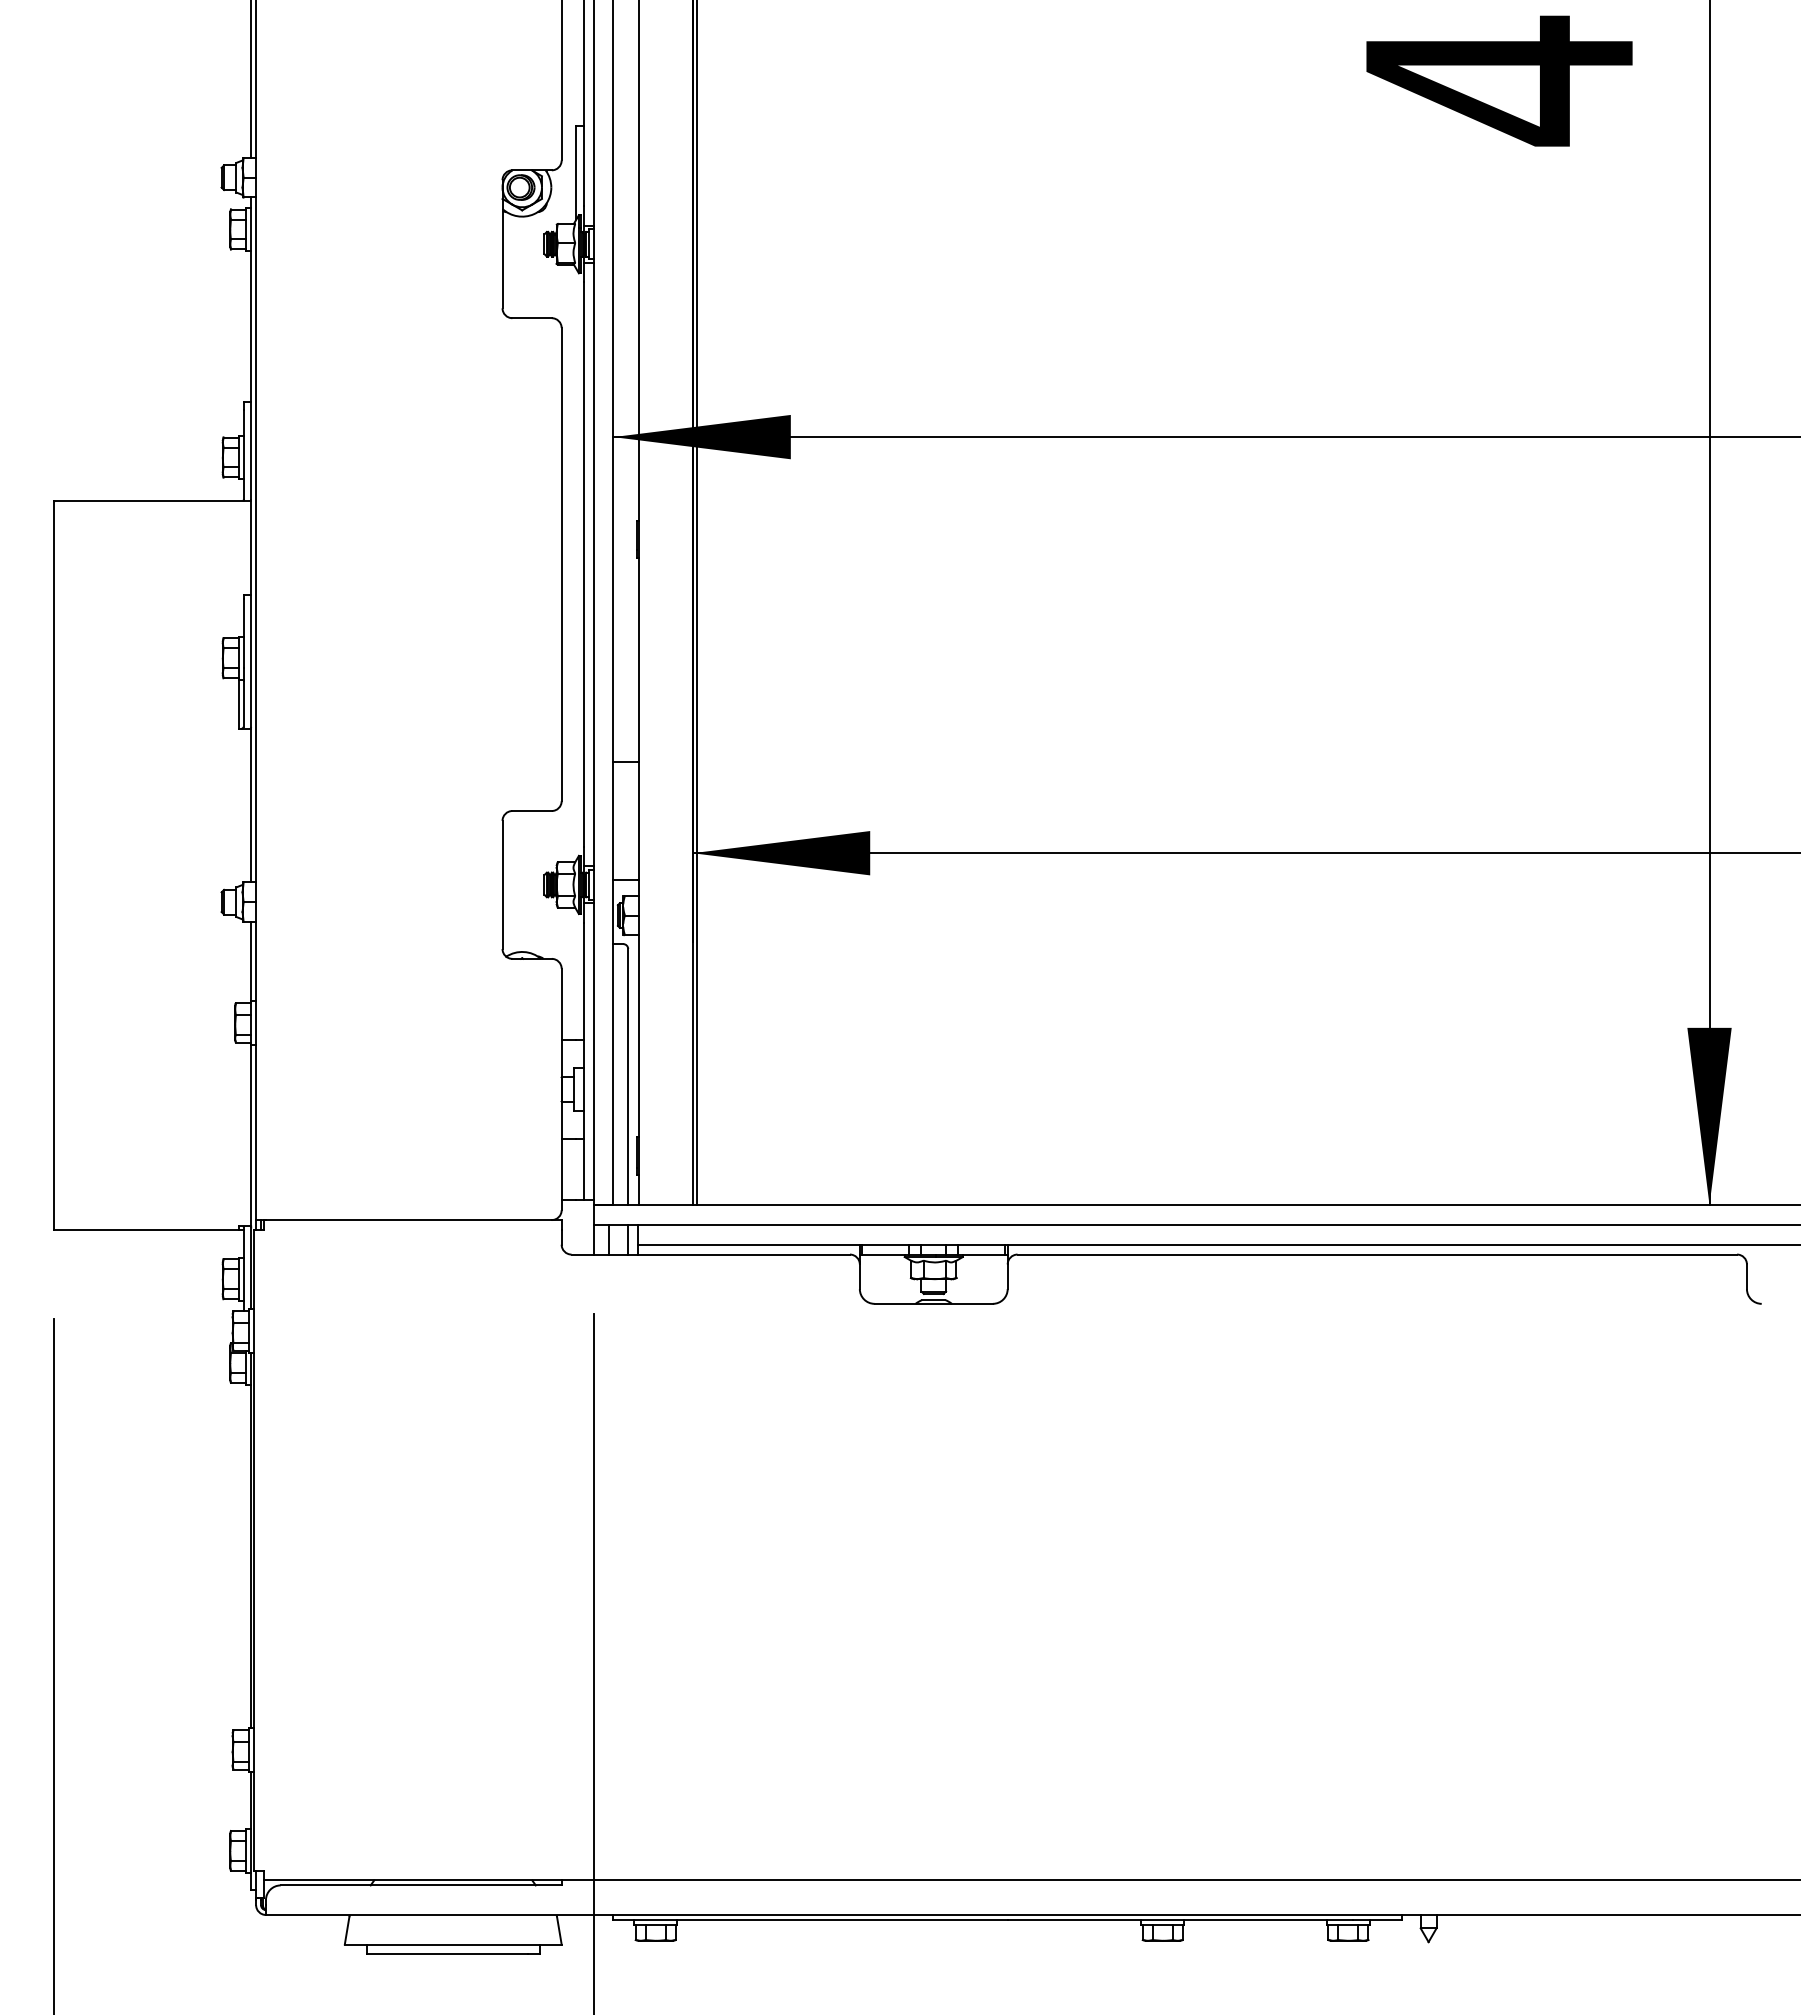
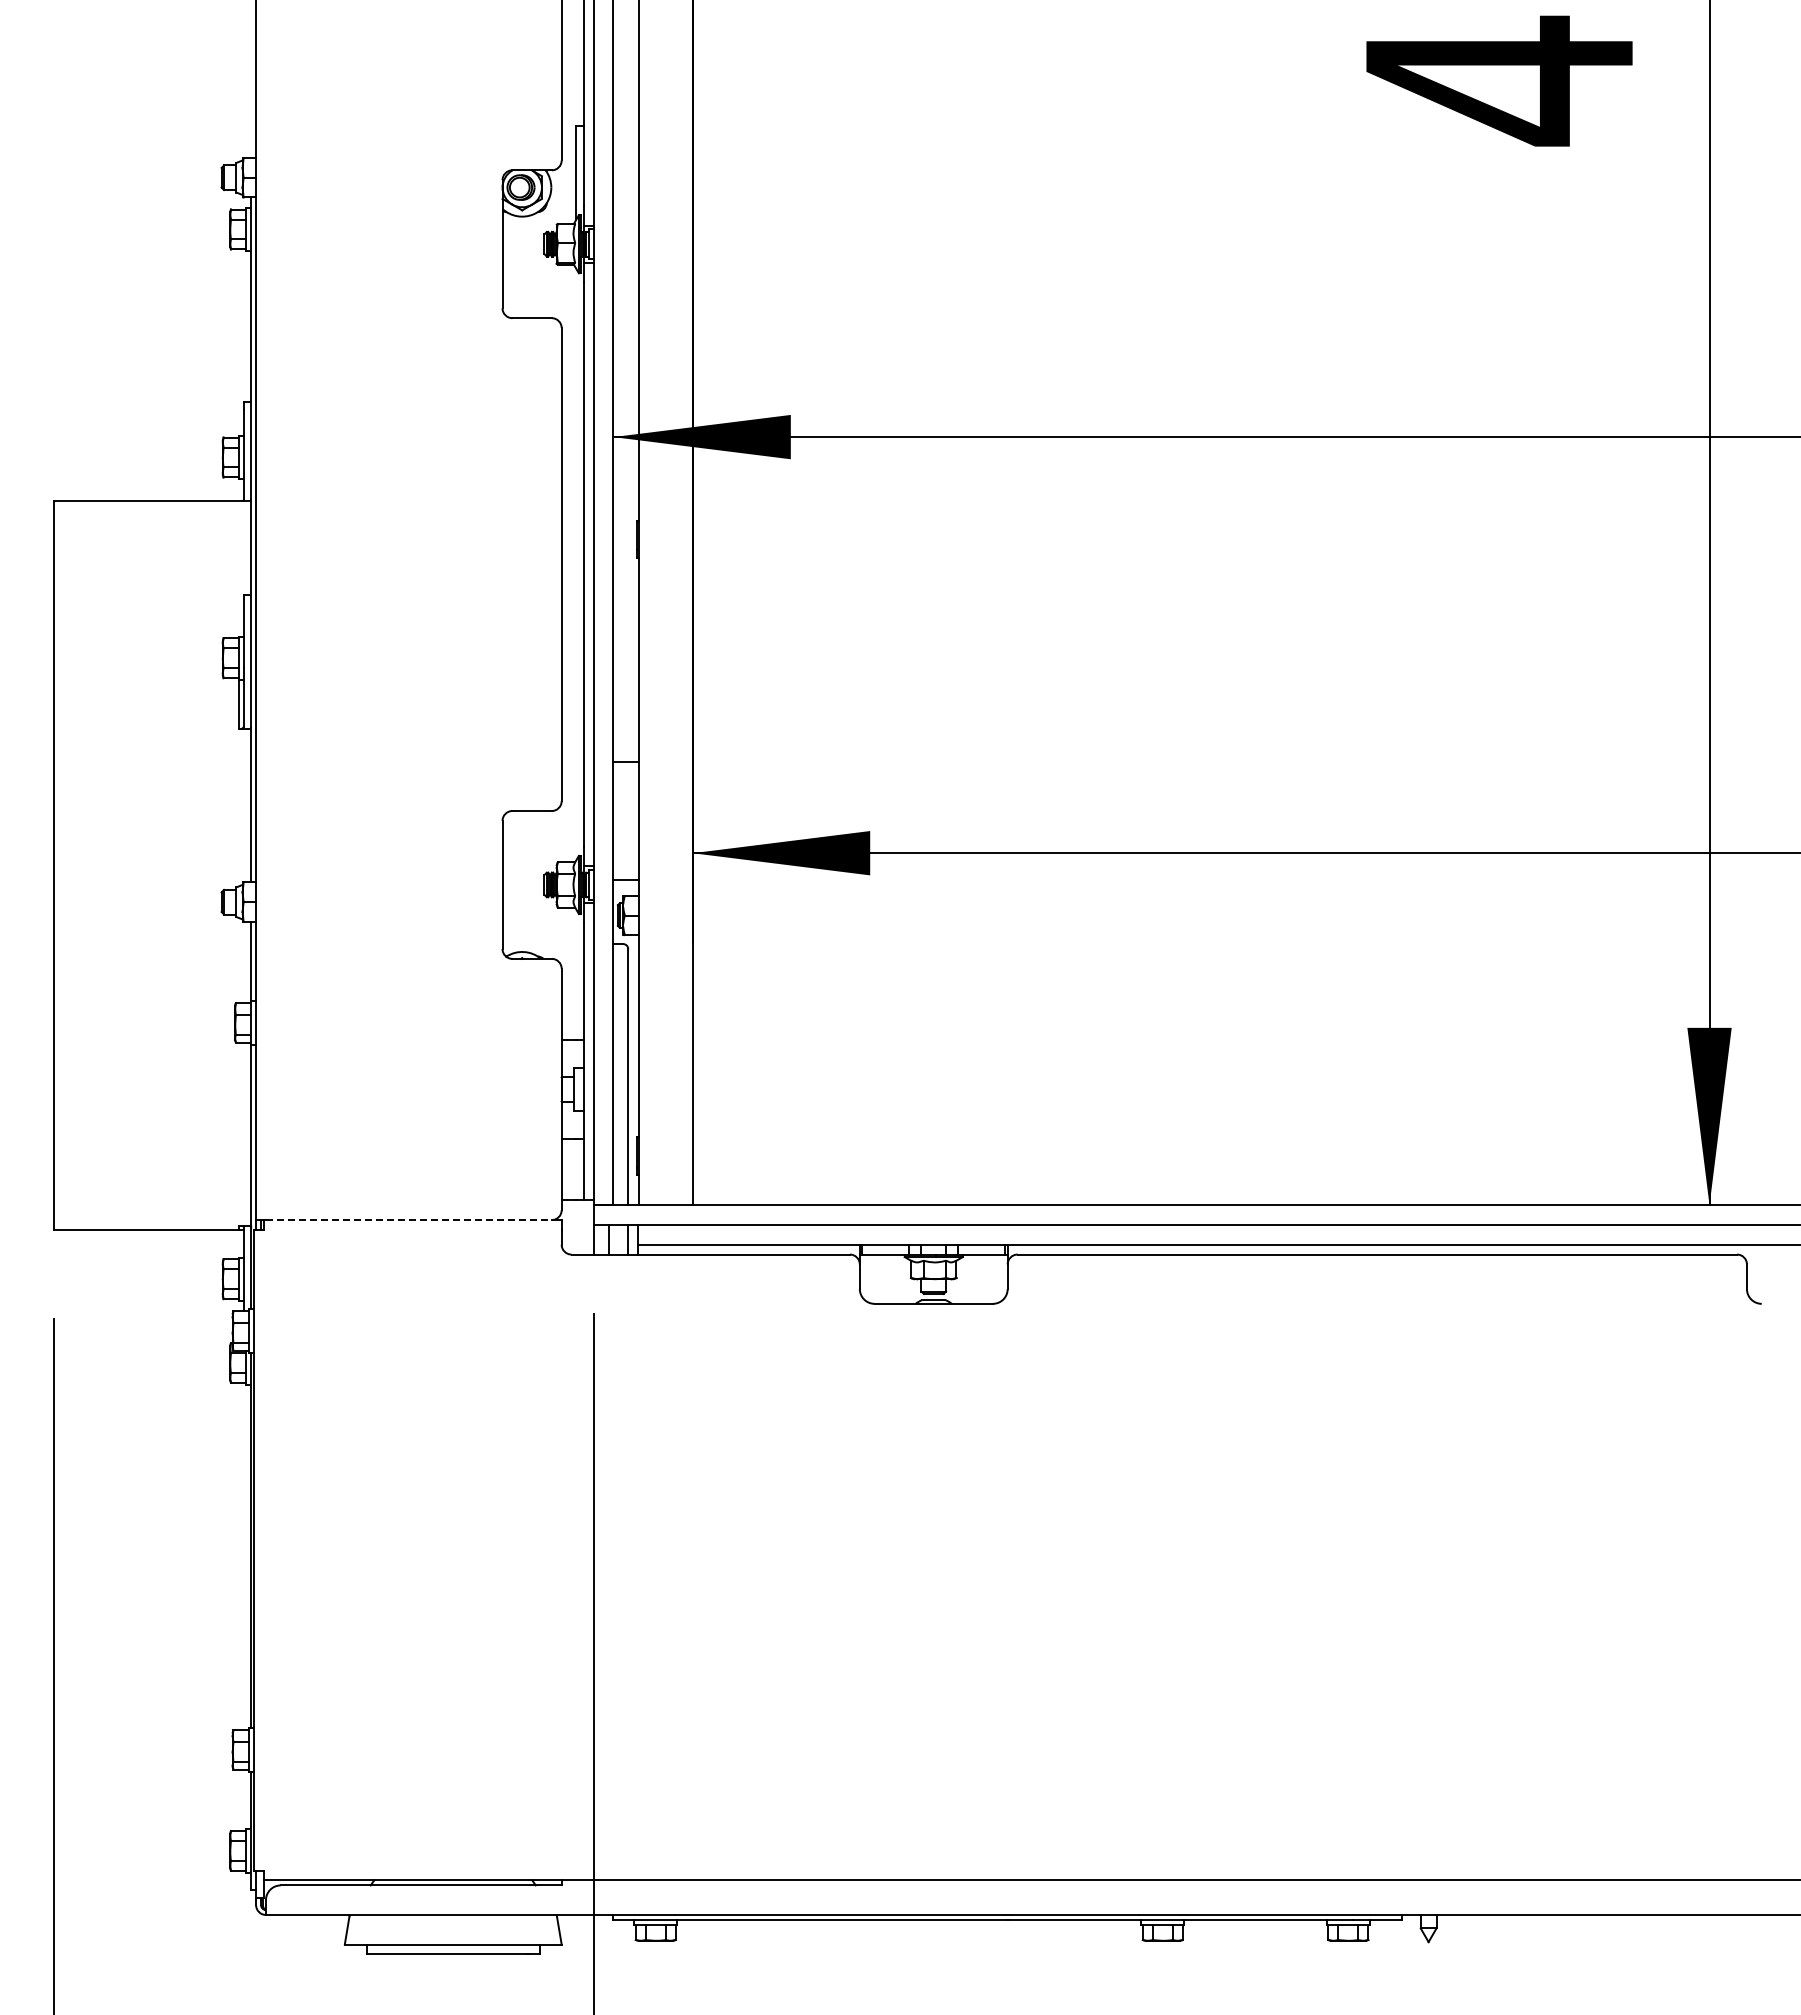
line: present -> none (251, 80)
line: present -> none (697, 603)
line: solid -> dashed (408, 1220)
